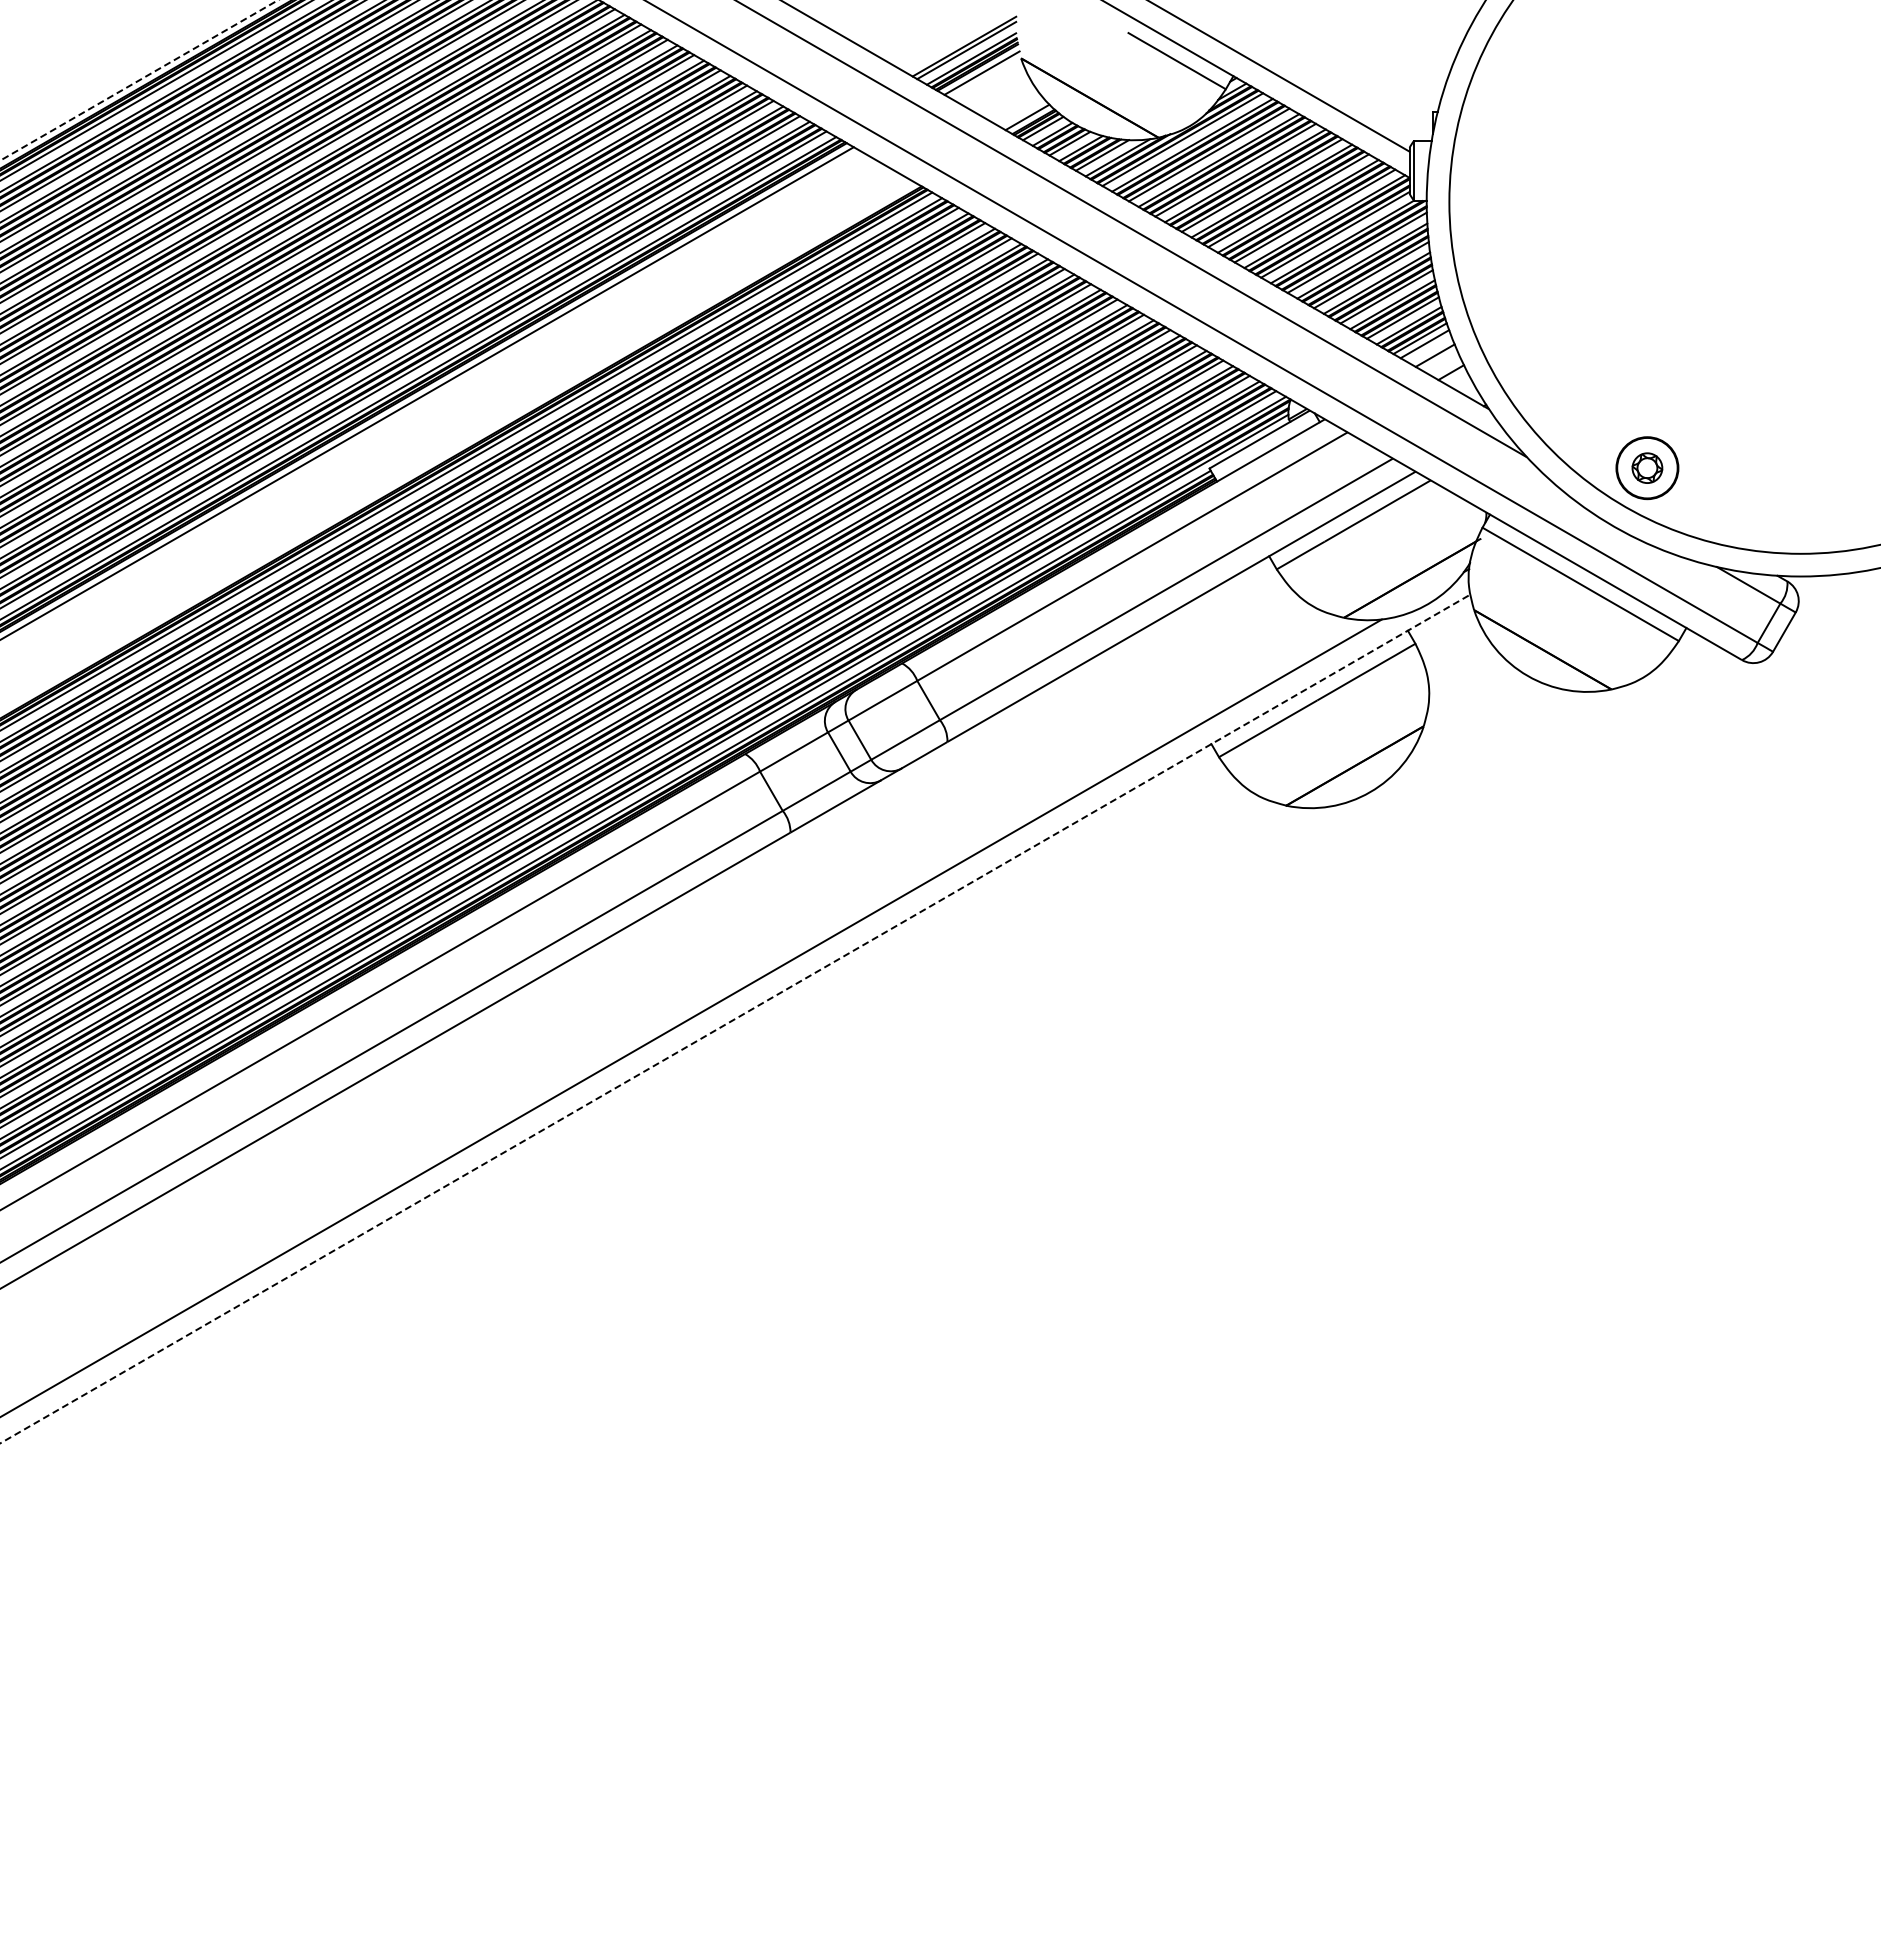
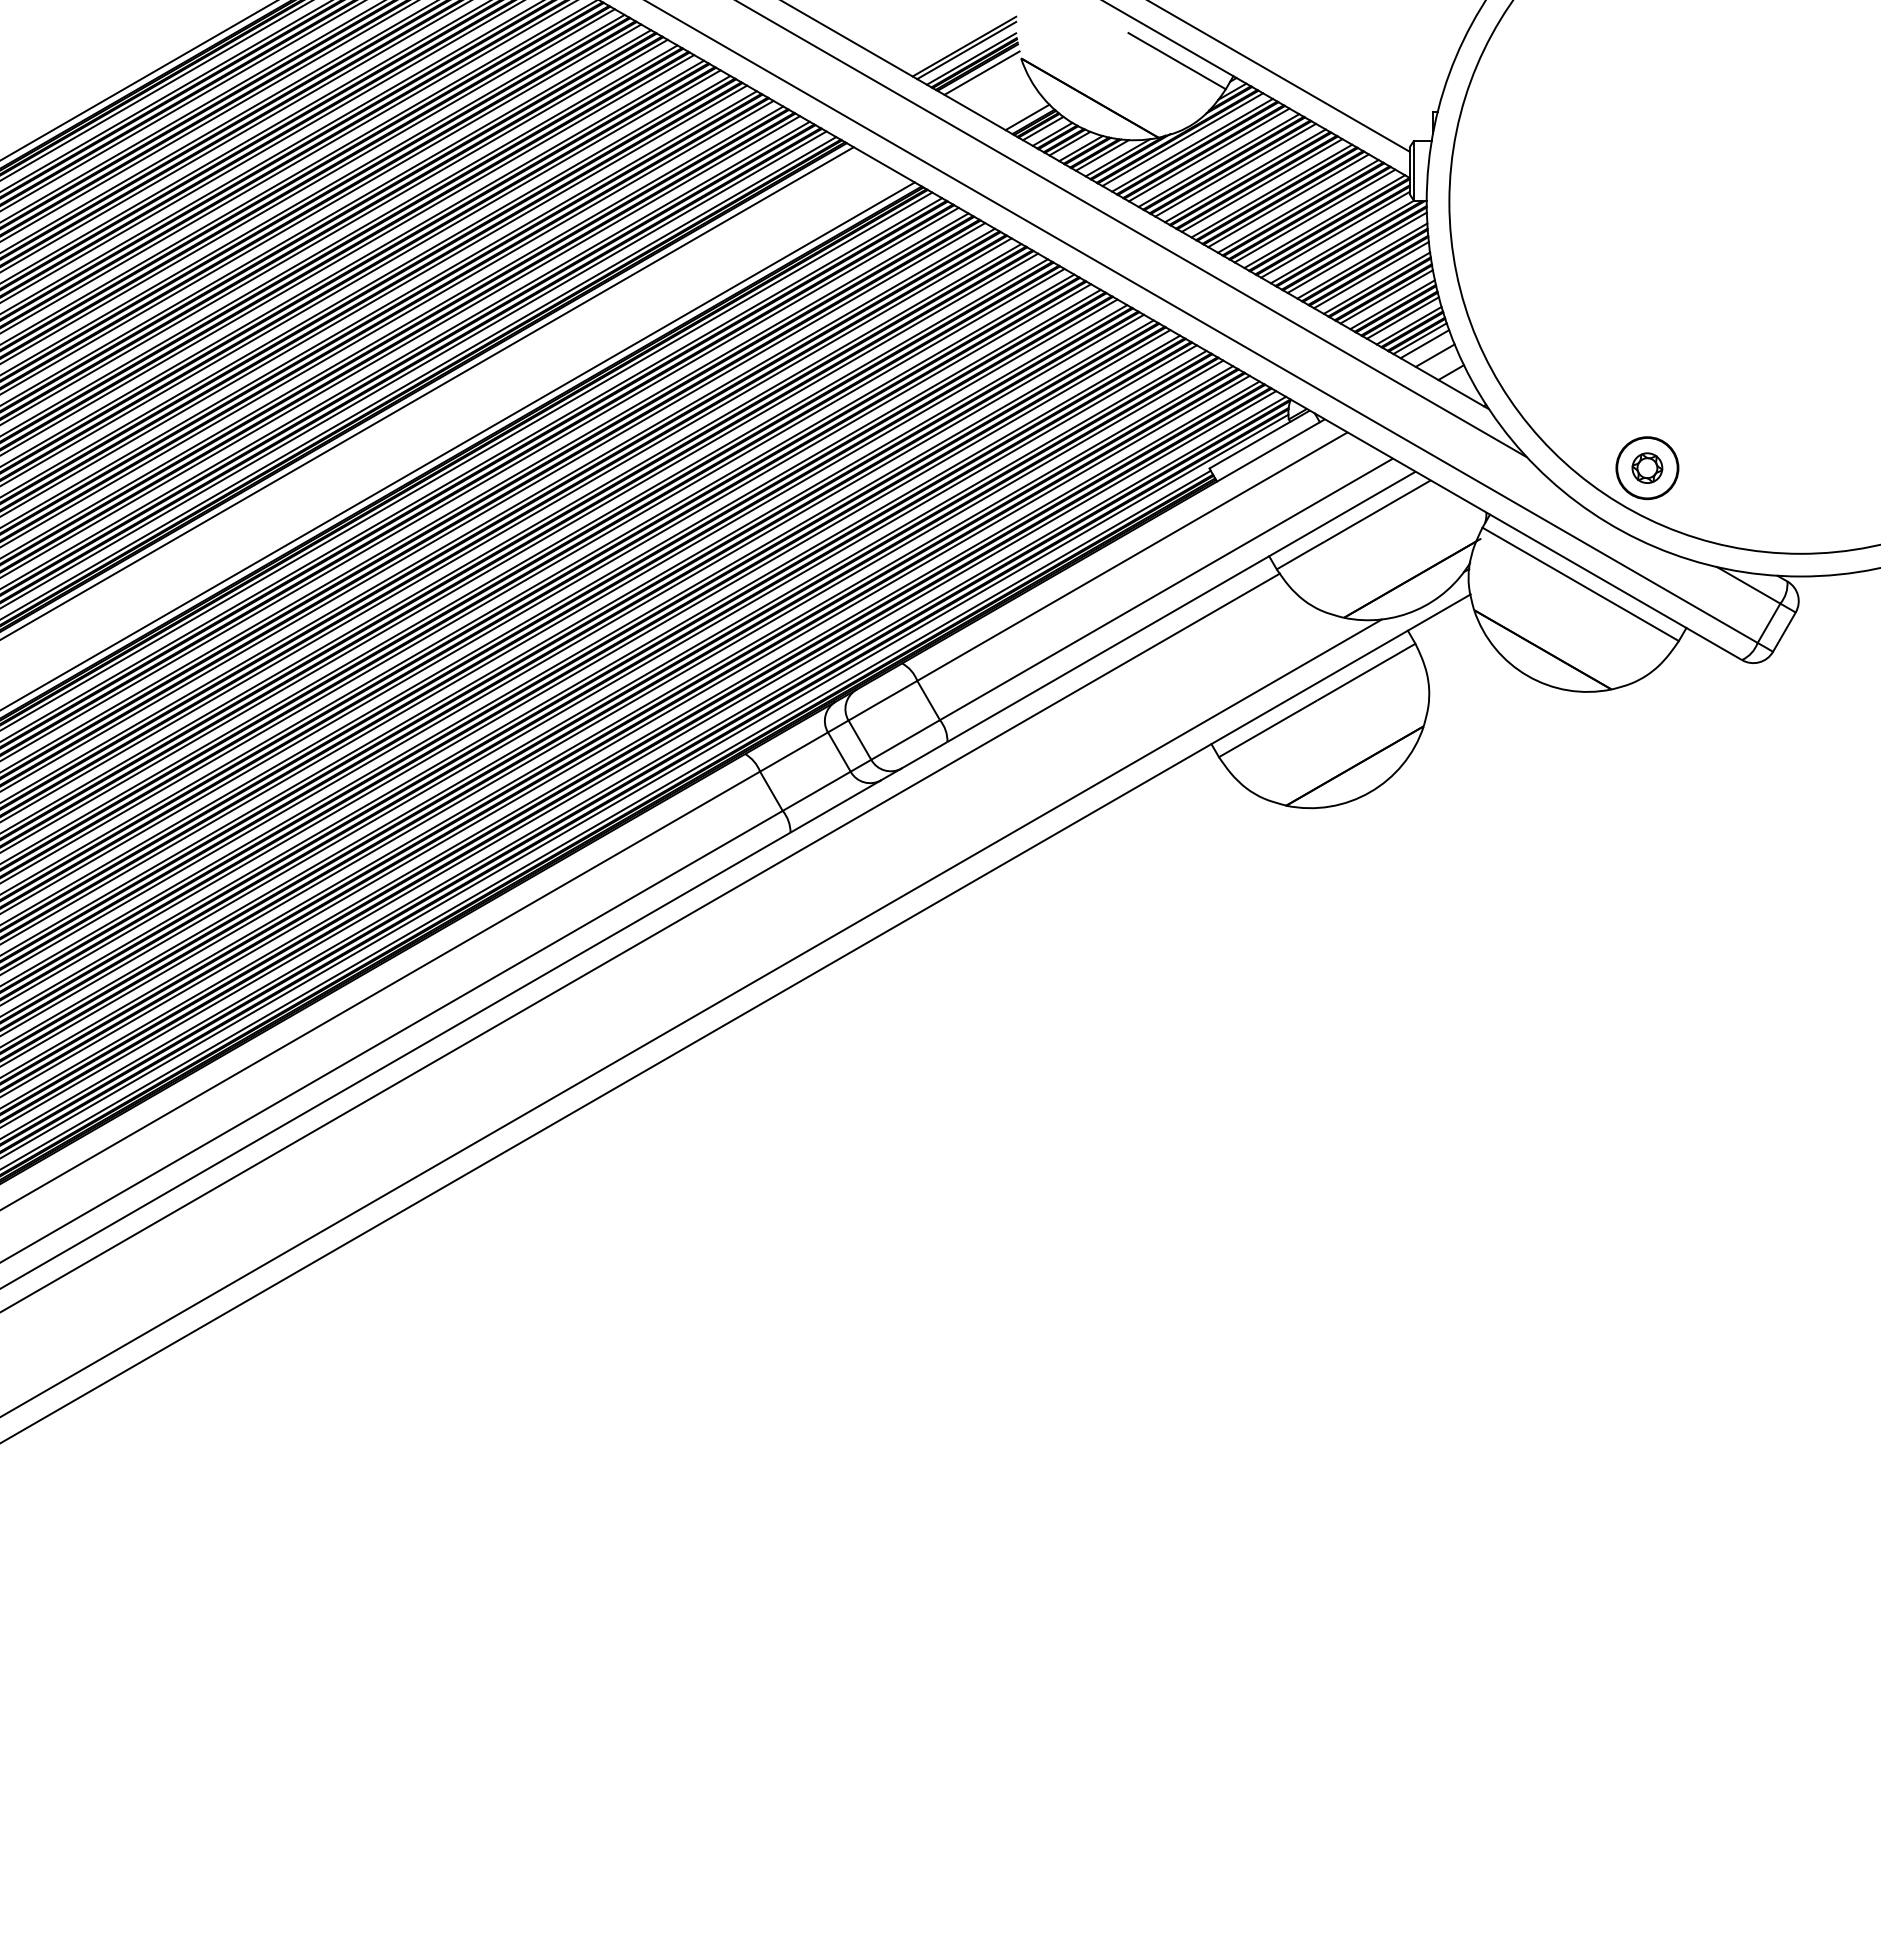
line: dashed -> solid (139, 80)
line: none -> present (458, 445)
line: none -> present (640, 942)
line: dashed -> solid (735, 1018)
